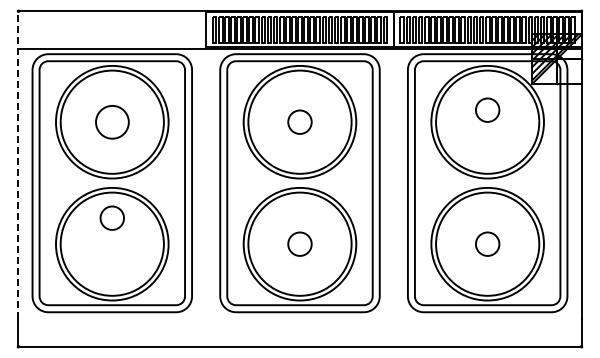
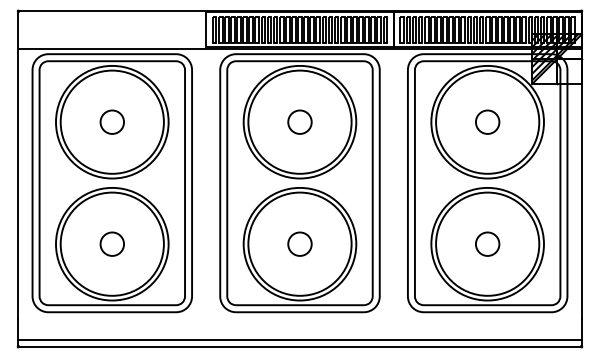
circle position: (487, 109) -> (487, 121) (487, 121)
circle size: 35x35 px -> 26x26 px (111, 121)
line: dashed -> solid (18, 164)
circle position: (111, 217) -> (111, 243) (111, 243)
line: none -> present (299, 339)
